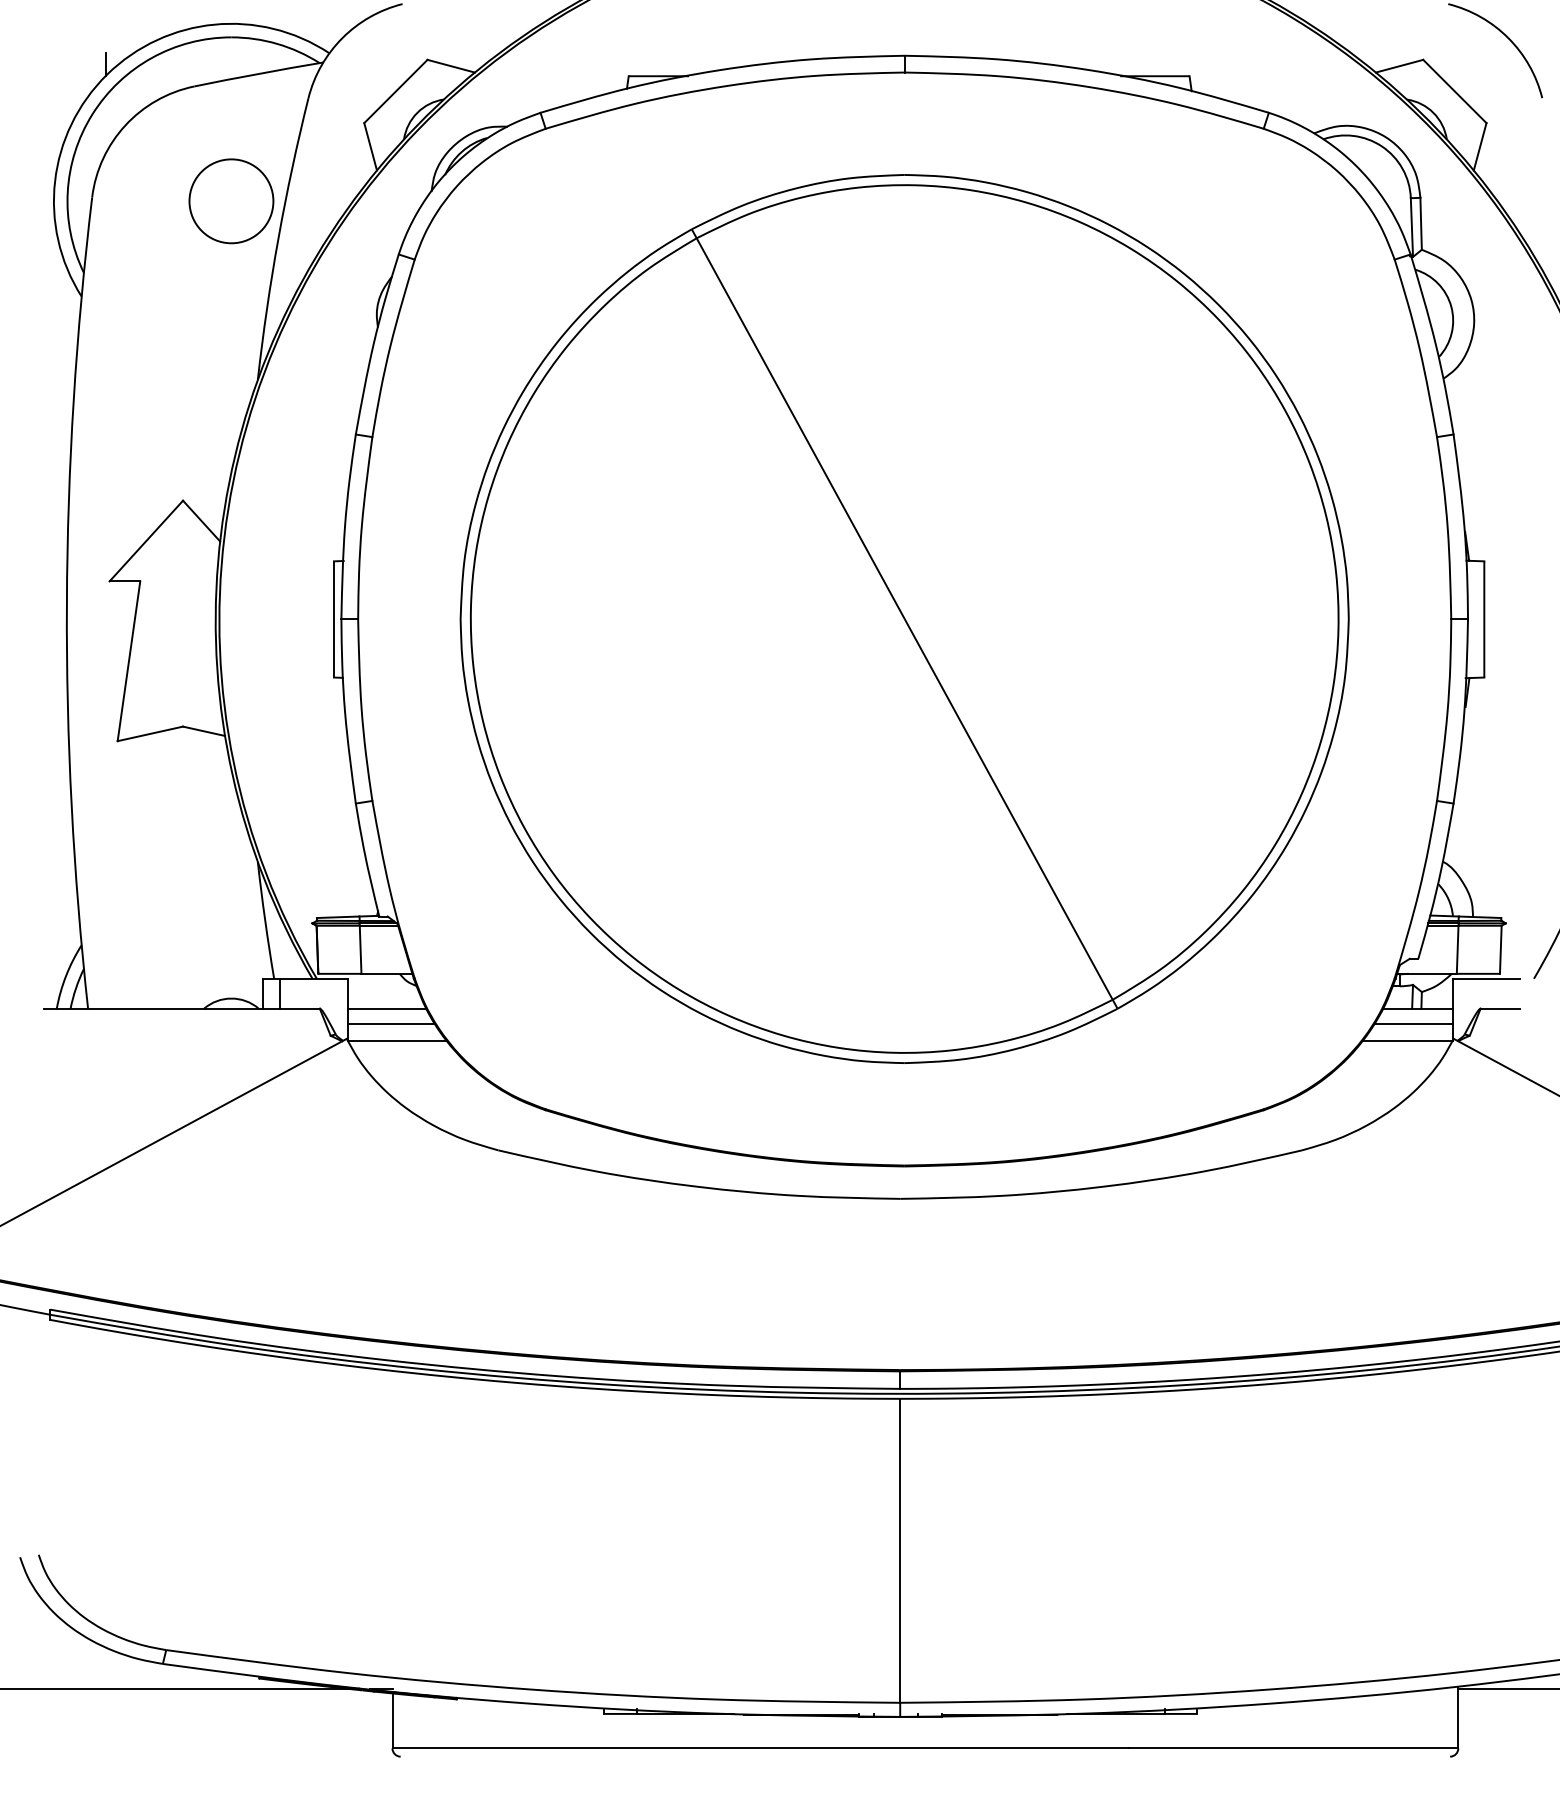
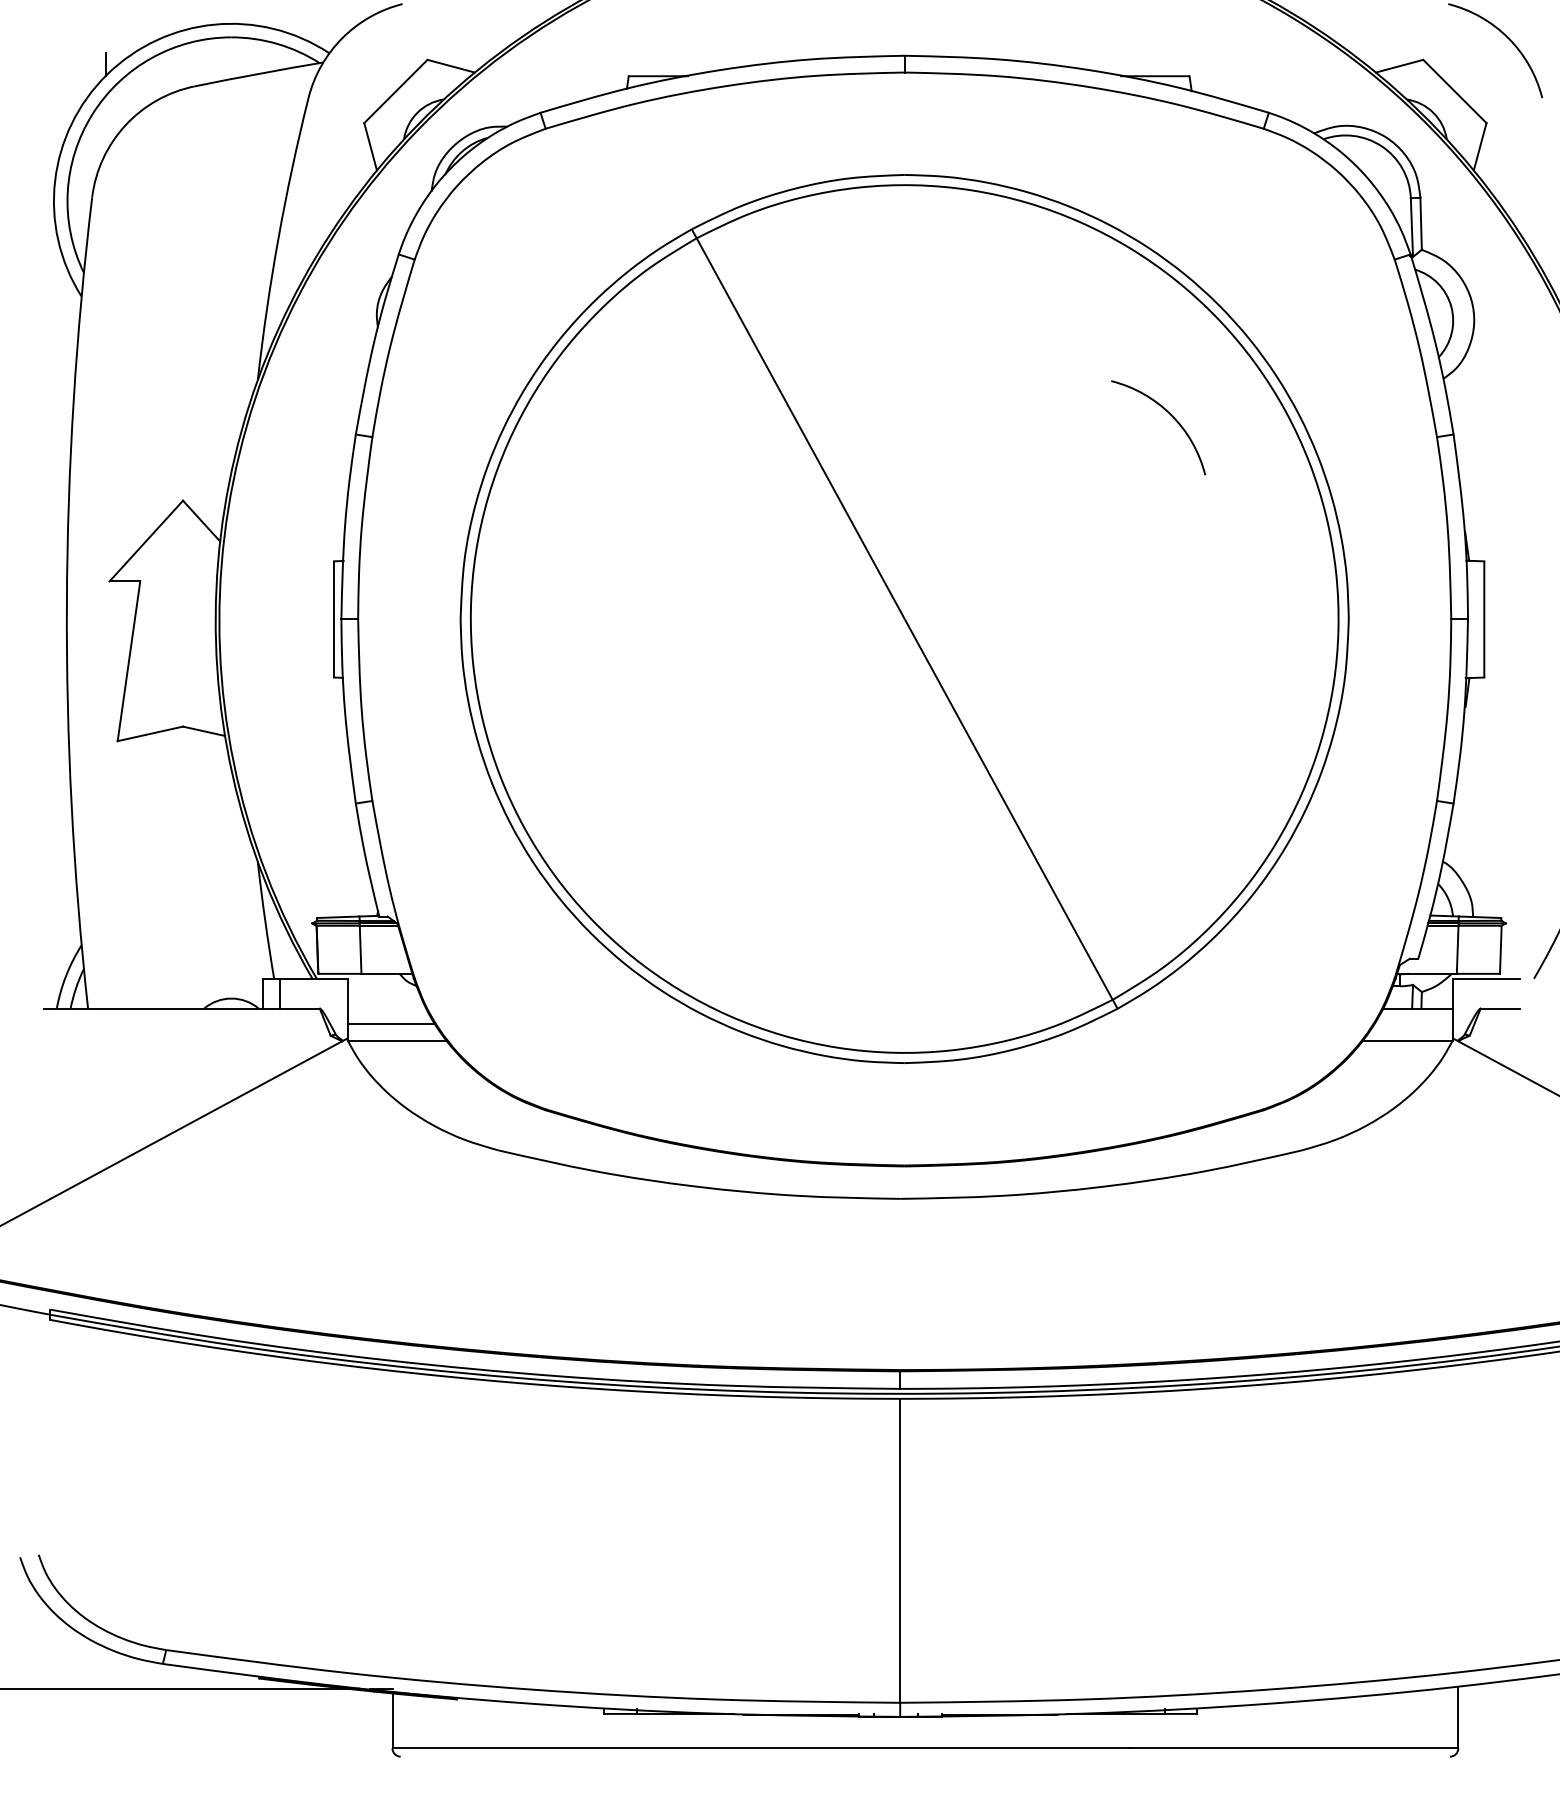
circle: present -> none (231, 201)
arc: none -> present (1170, 415)
line: present -> none (386, 1008)
line: present -> none (1413, 1023)
line: present -> none (1507, 1689)
